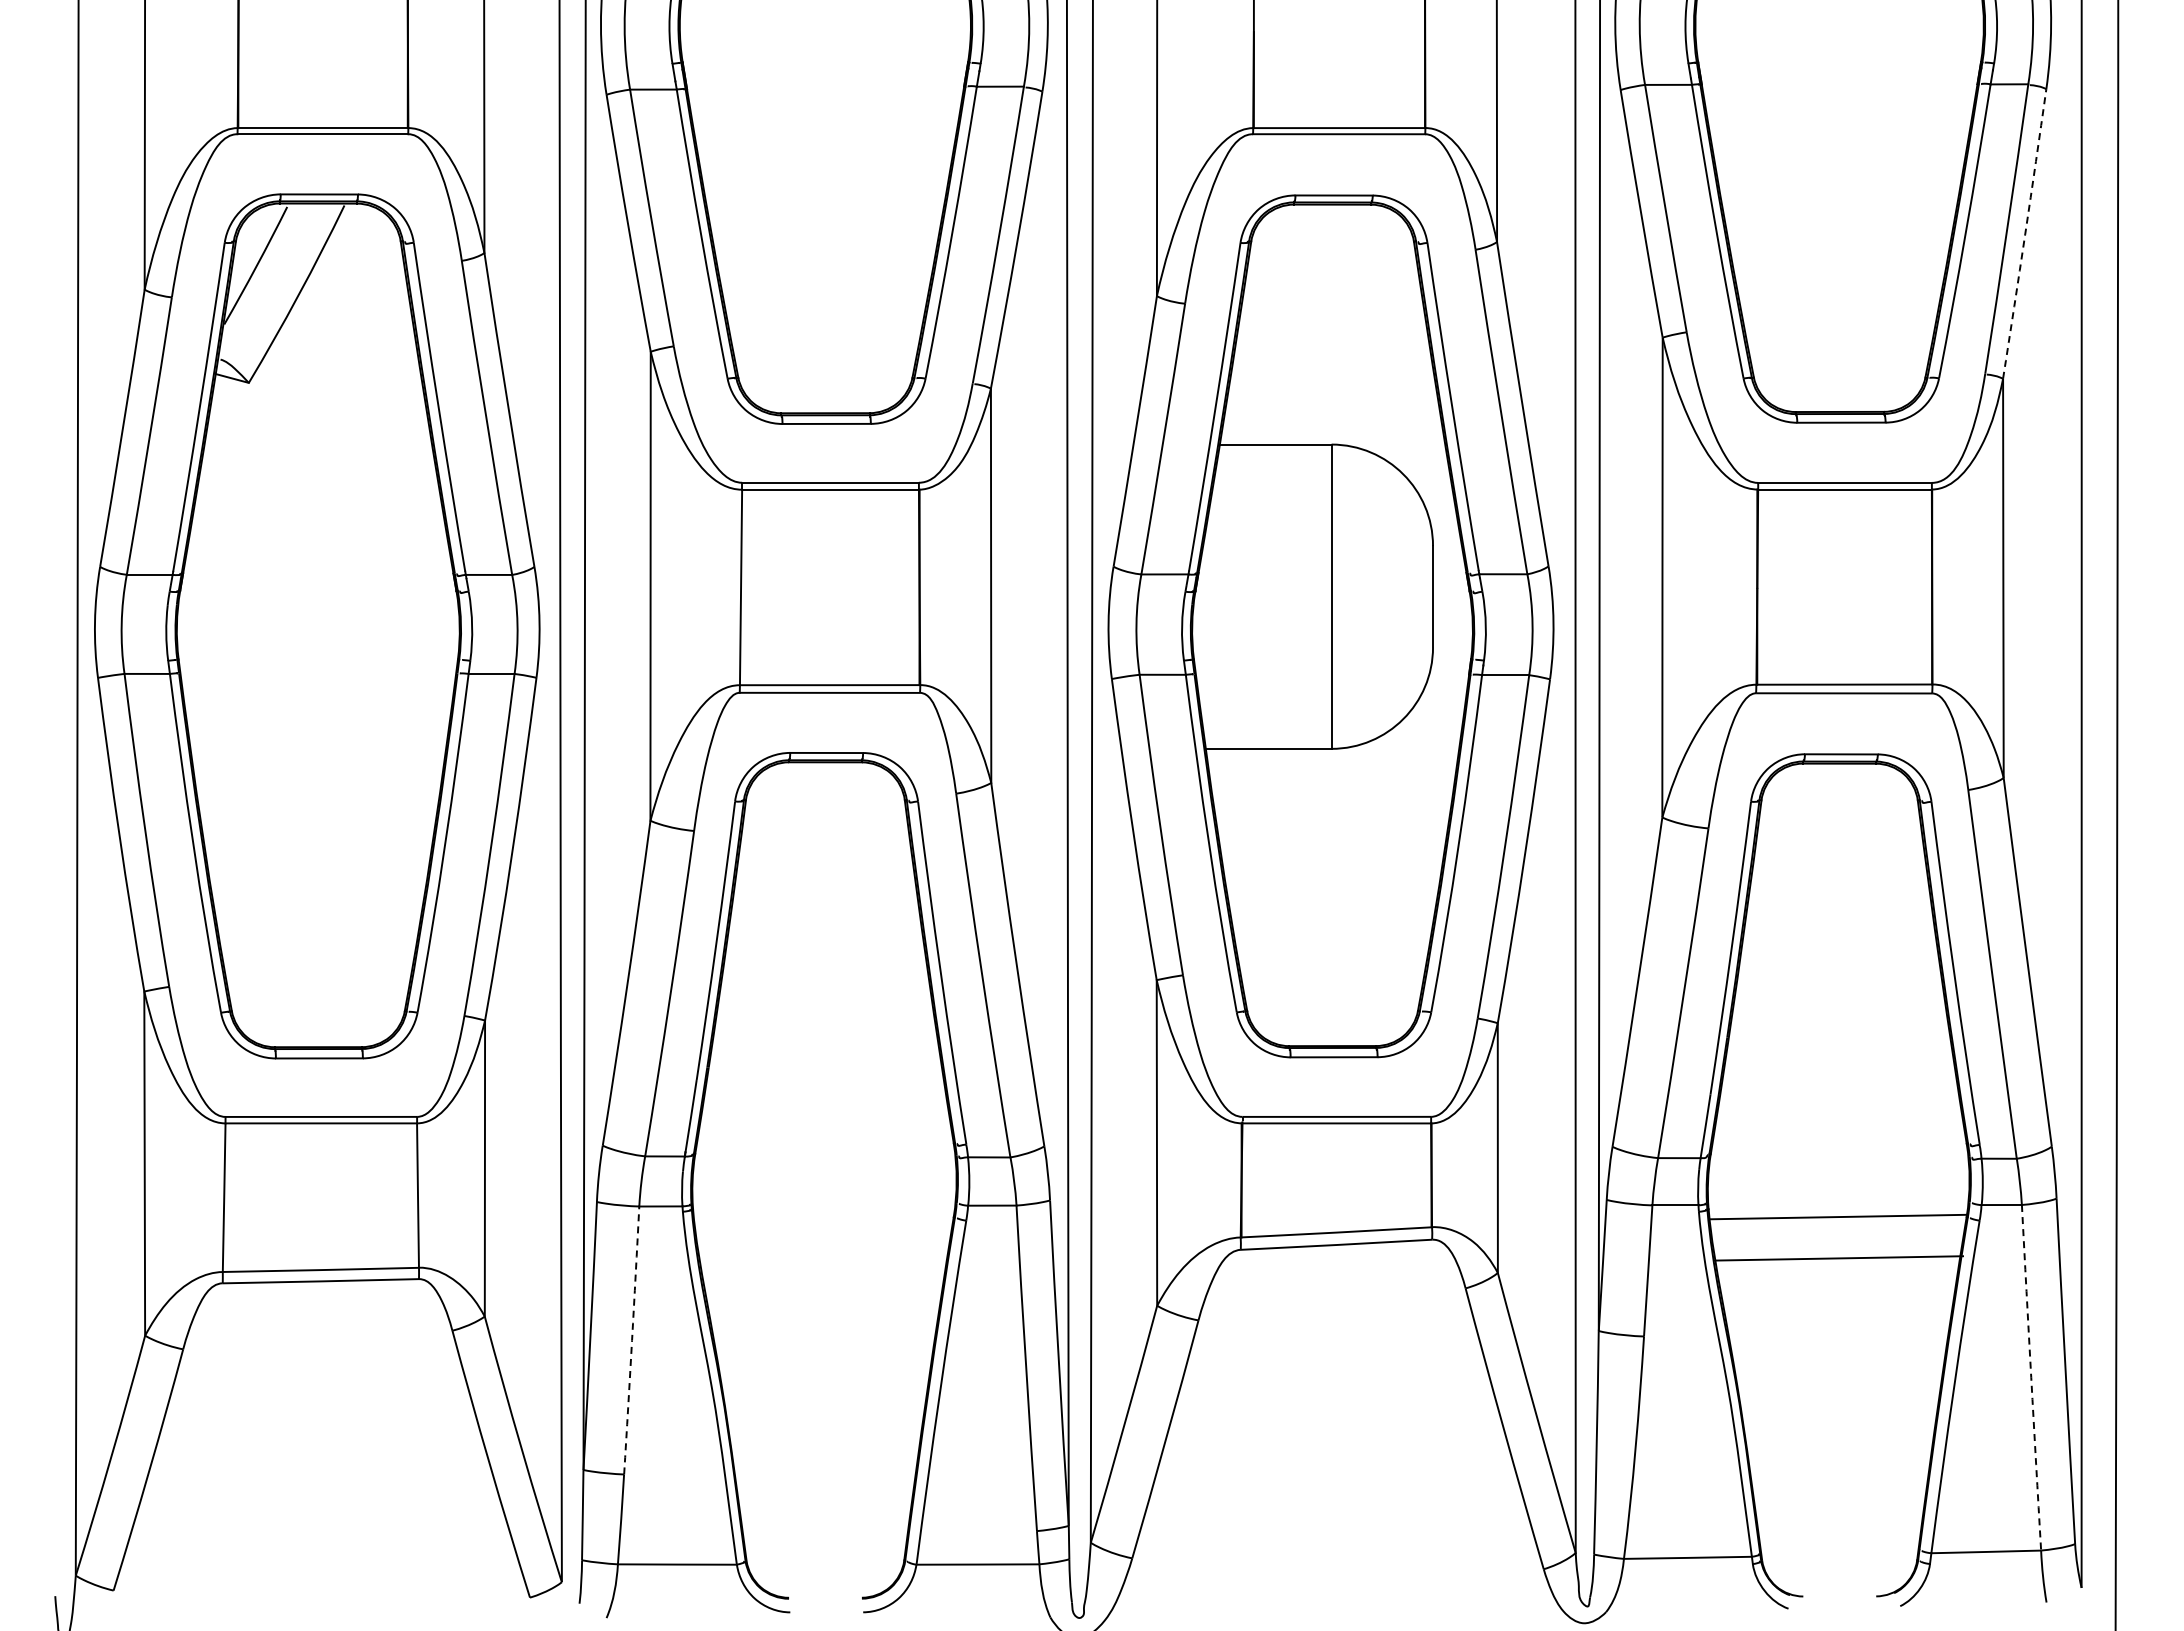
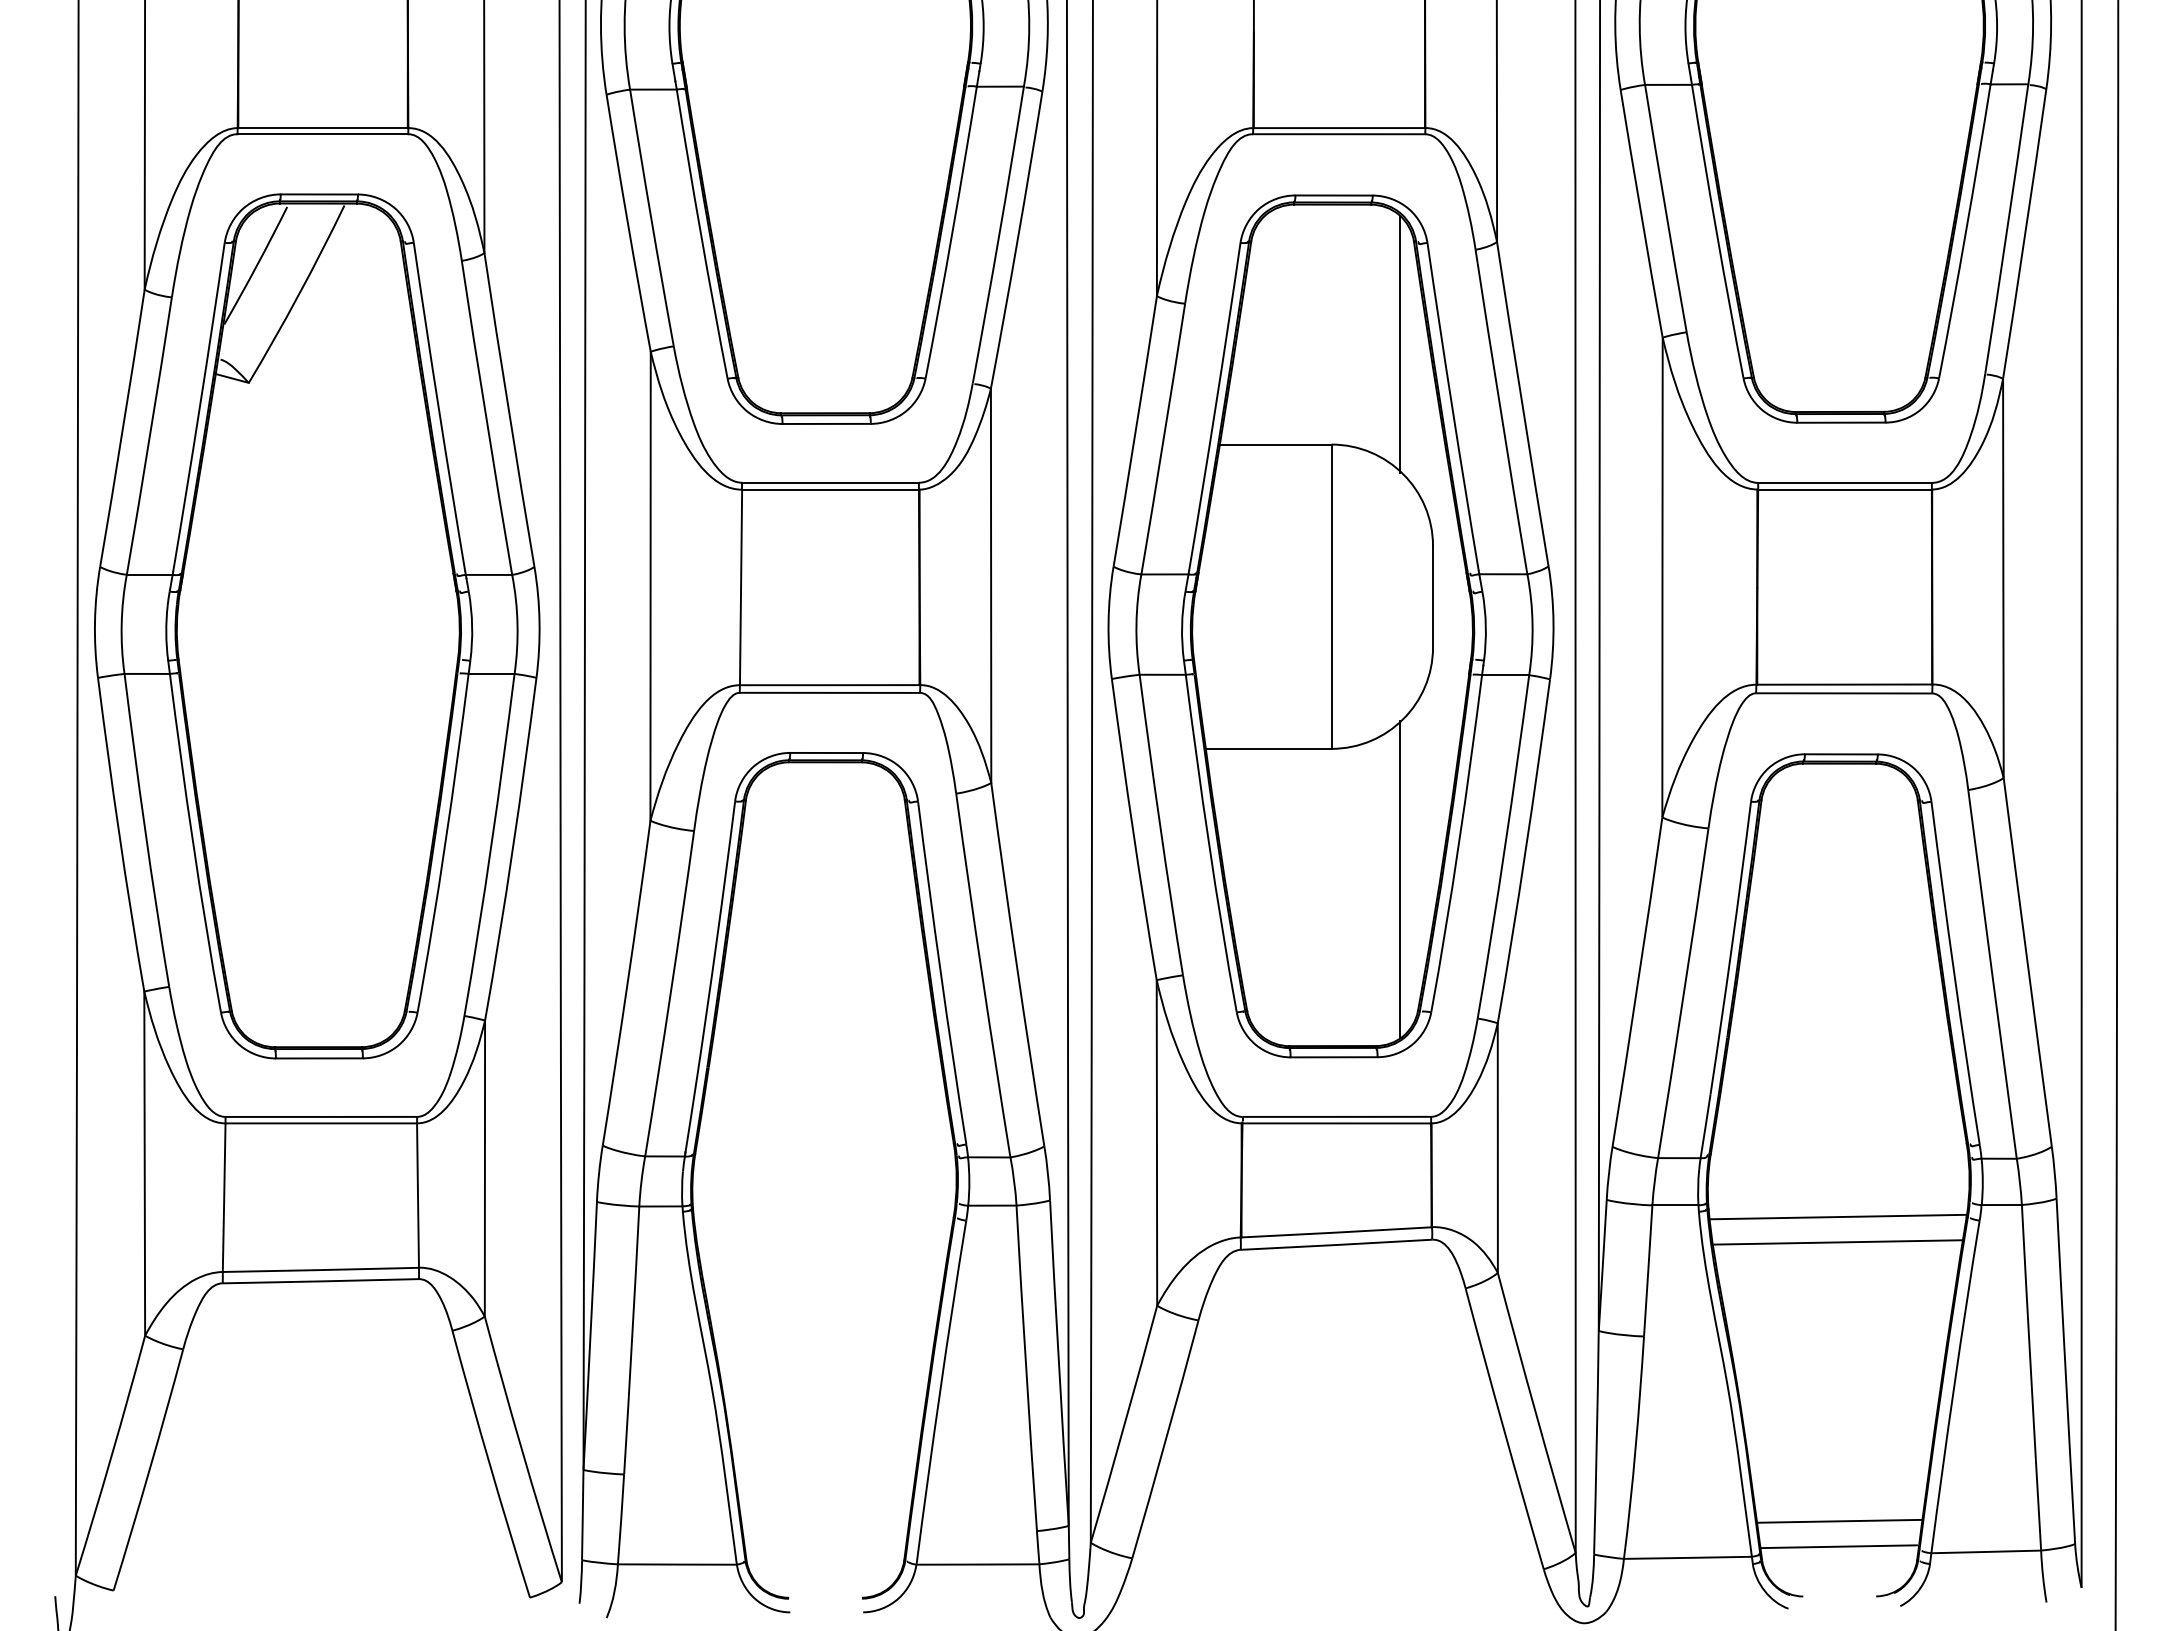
arc: dashed -> solid (2025, 234)
line: none -> present (1400, 344)
line: none -> present (1400, 878)
line position: (1838, 1258) -> (1838, 1242) (1838, 1242)
arc: dashed -> solid (632, 1340)
arc: dashed -> solid (2031, 1377)
line: none -> present (1839, 1520)
line: none -> present (1838, 1546)
